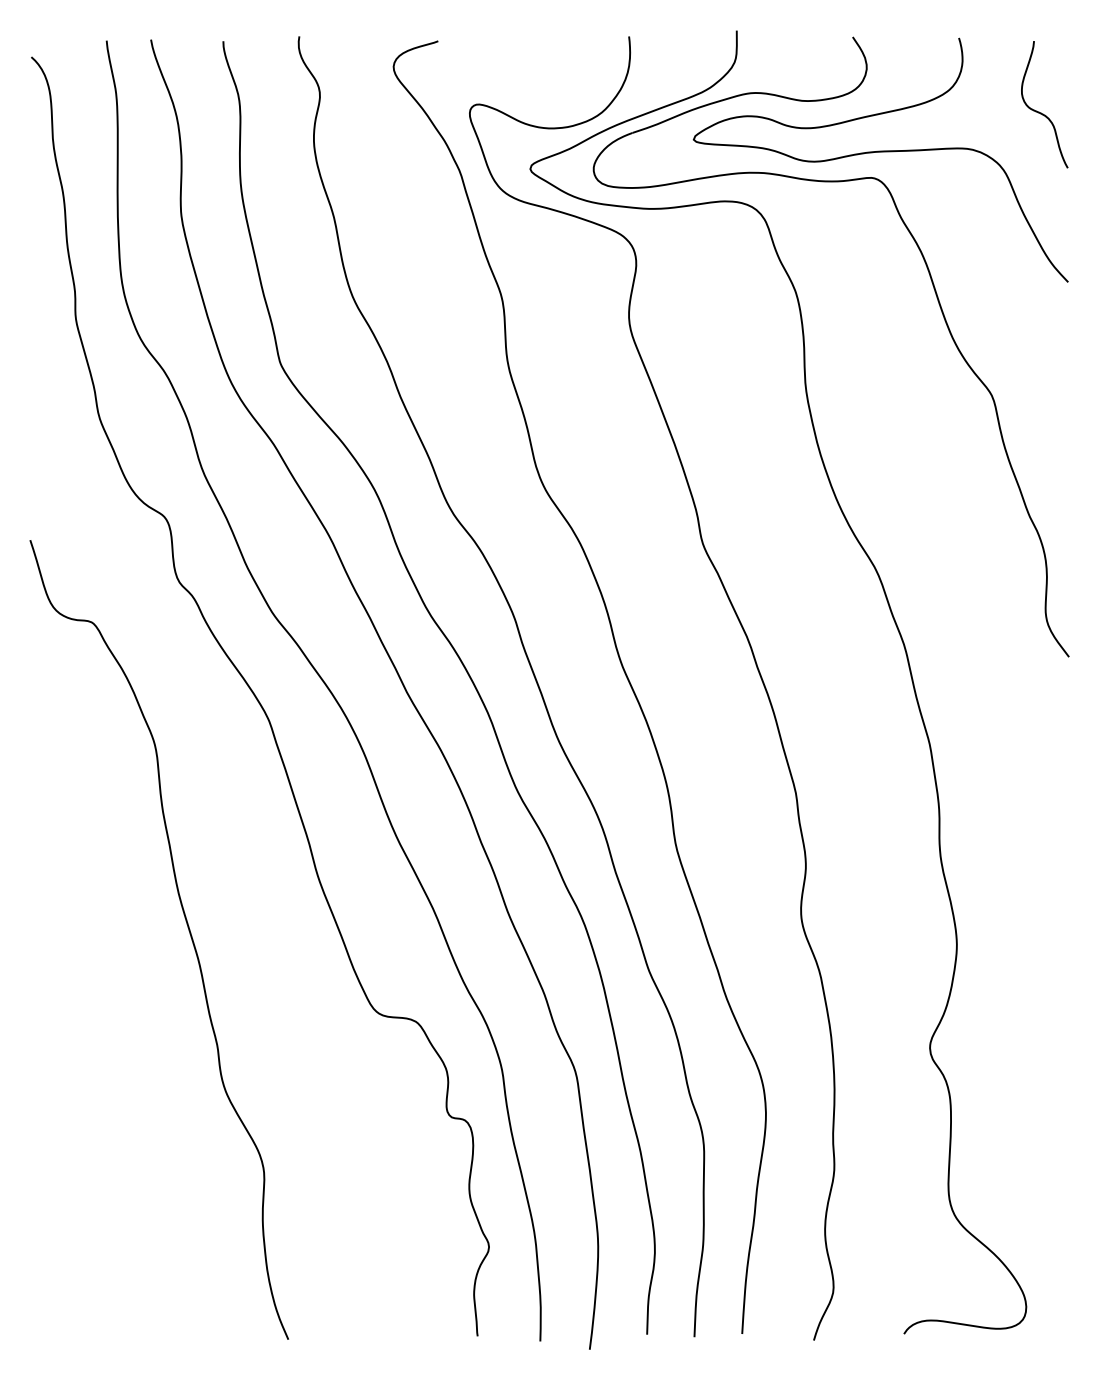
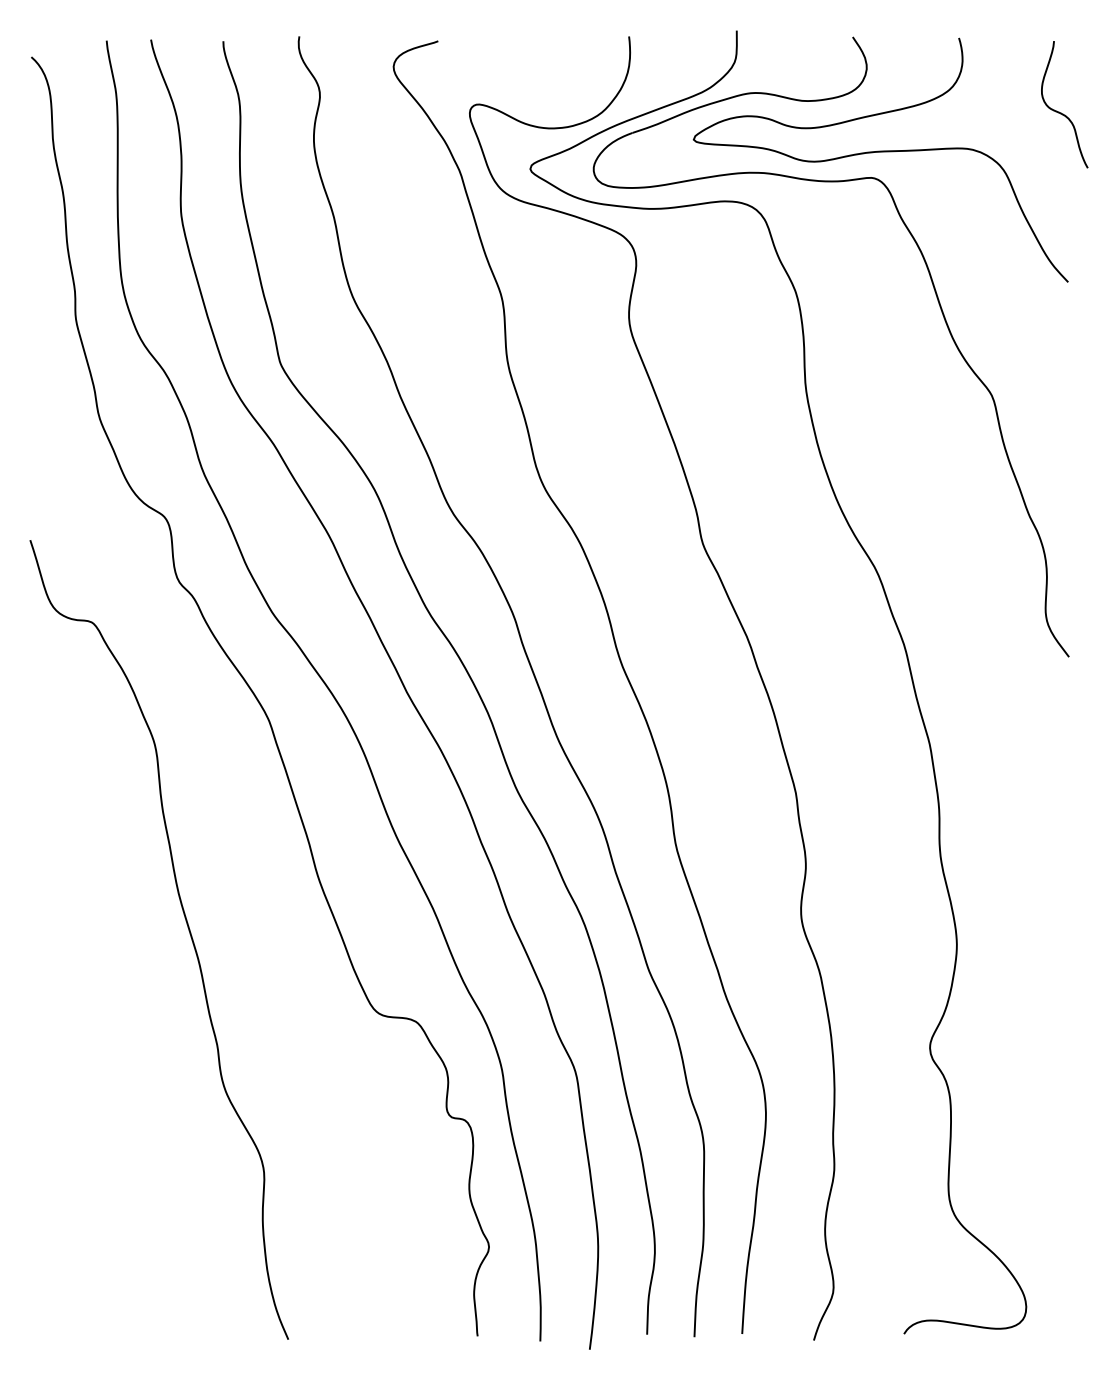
curve position: (1041, 112) -> (1061, 112) (1061, 112)
